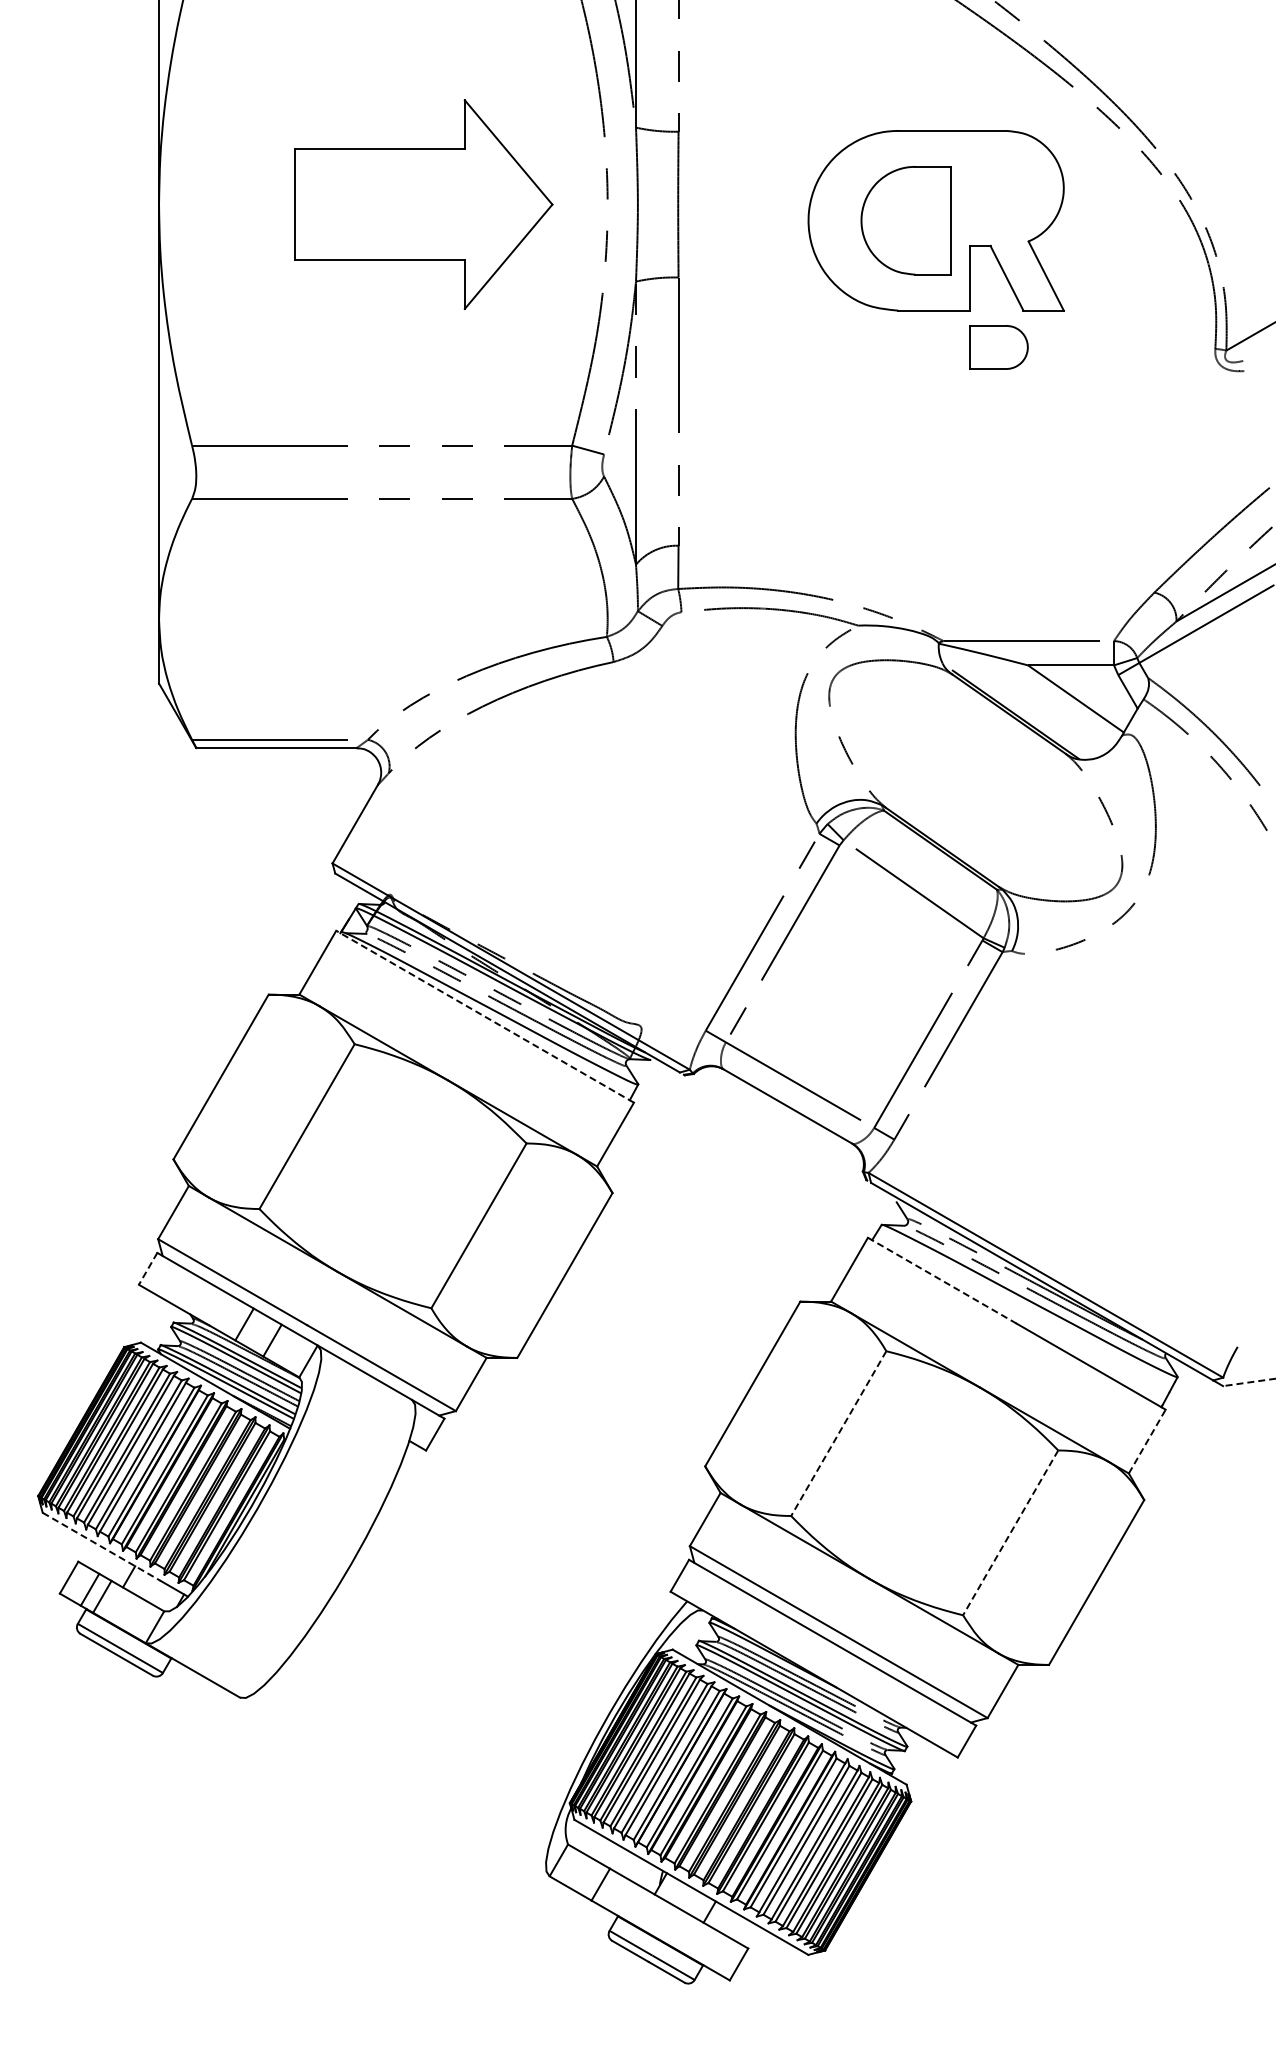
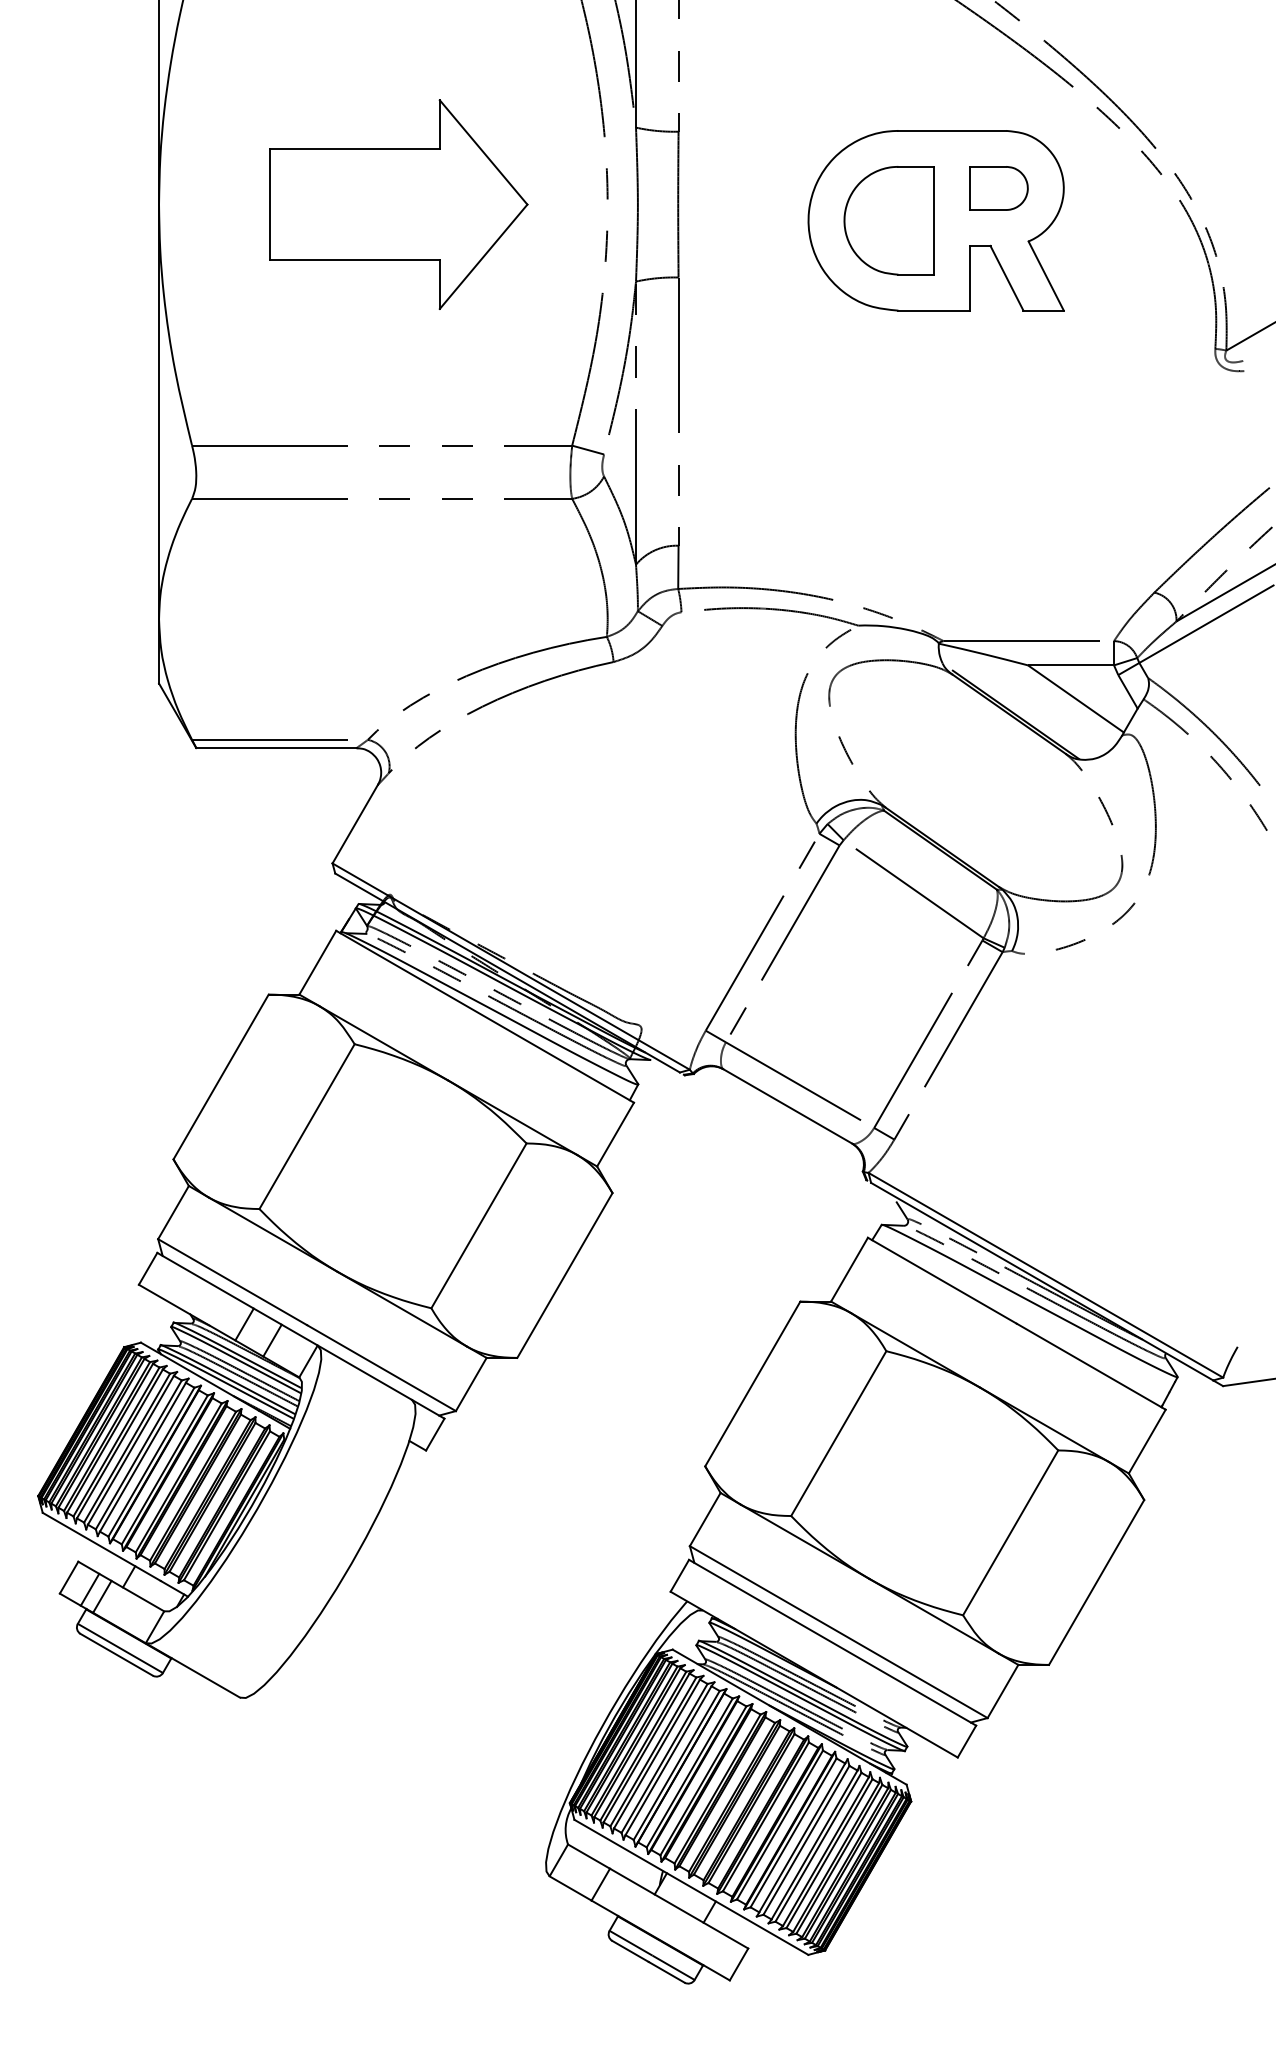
part position: (423, 204) -> (398, 204) (398, 204)
part position: (905, 220) -> (888, 220) (888, 220)
part position: (998, 347) -> (998, 188) (998, 188)
line: dashed -> solid (485, 1016)
line: dashed -> solid (147, 1269)
line: dashed -> solid (942, 1280)
line: dashed -> solid (1248, 1382)
line: dashed -> solid (838, 1434)
line: dashed -> solid (1147, 1441)
line: dashed -> solid (1010, 1533)
line: dashed -> solid (102, 1547)
